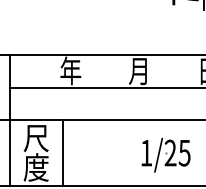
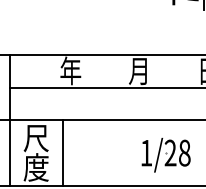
text: 1/25 -> 1/28 (184, 152)
